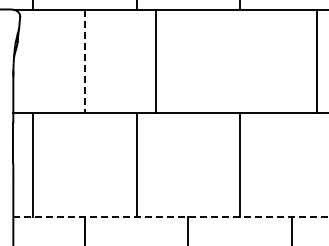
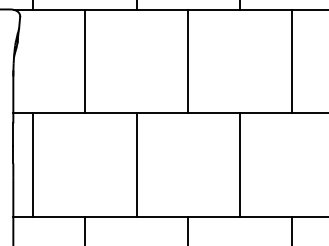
line: dashed -> solid (85, 61)
line position: (156, 61) -> (188, 61) (188, 61)
line position: (316, 61) -> (291, 61) (291, 61)
line: dashed -> solid (171, 216)
